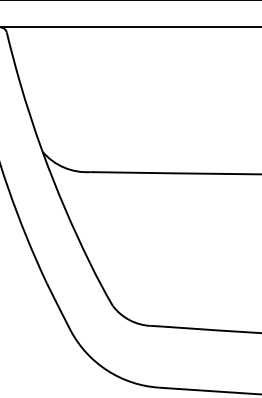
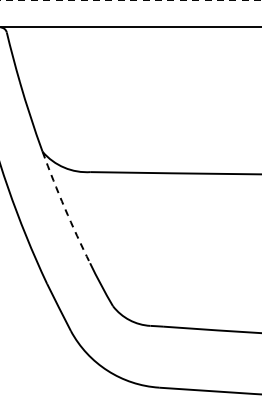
line: solid -> dashed (131, 0)
arc: solid -> dashed (64, 208)
